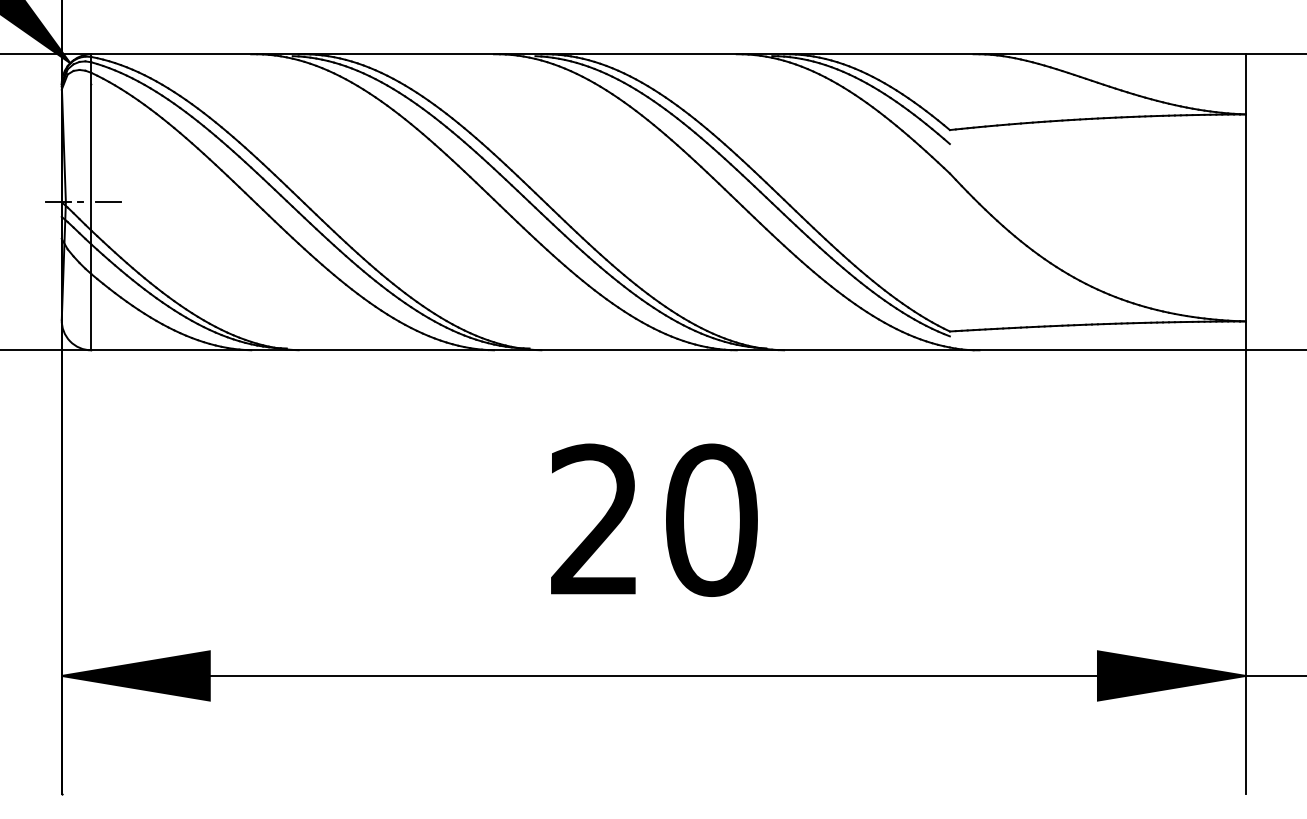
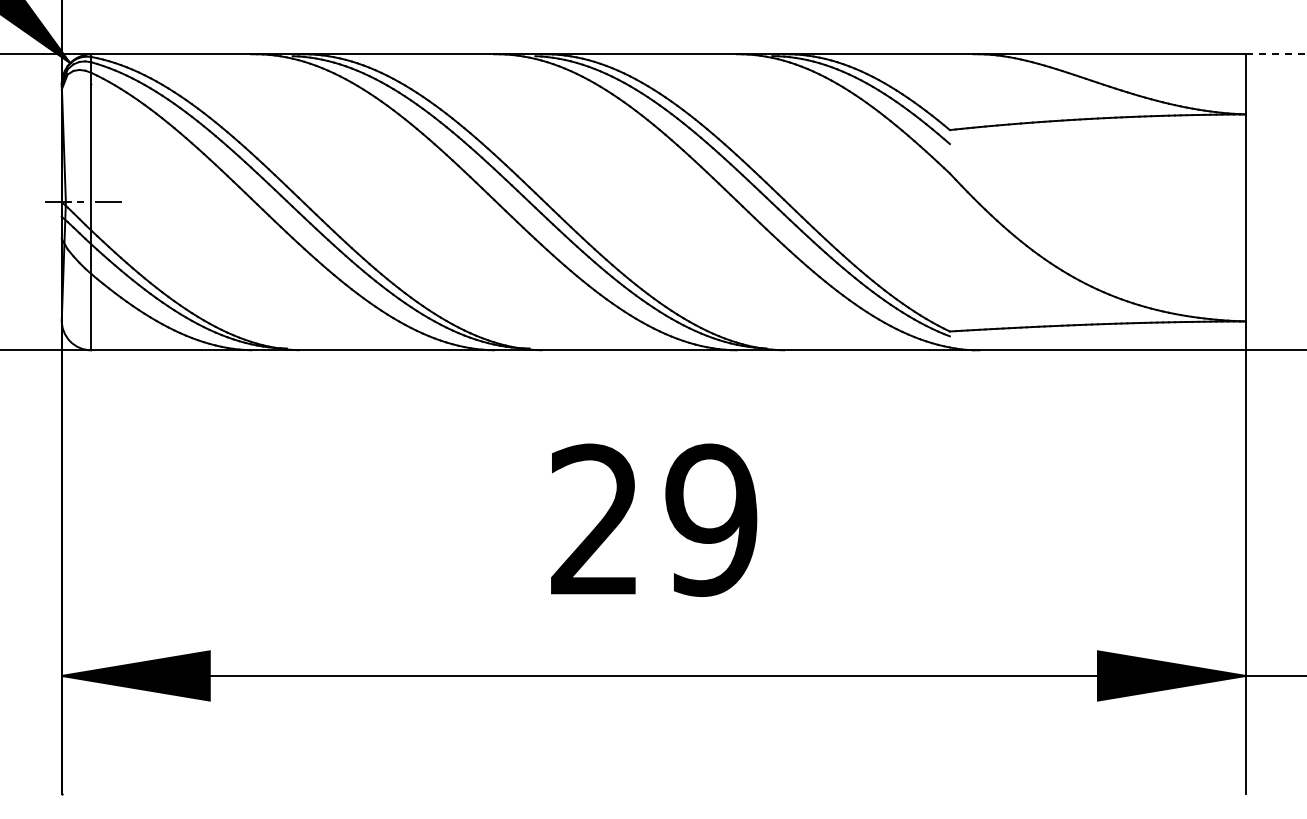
line: solid -> dashed (1276, 54)
text: 20 -> 29 (711, 519)
